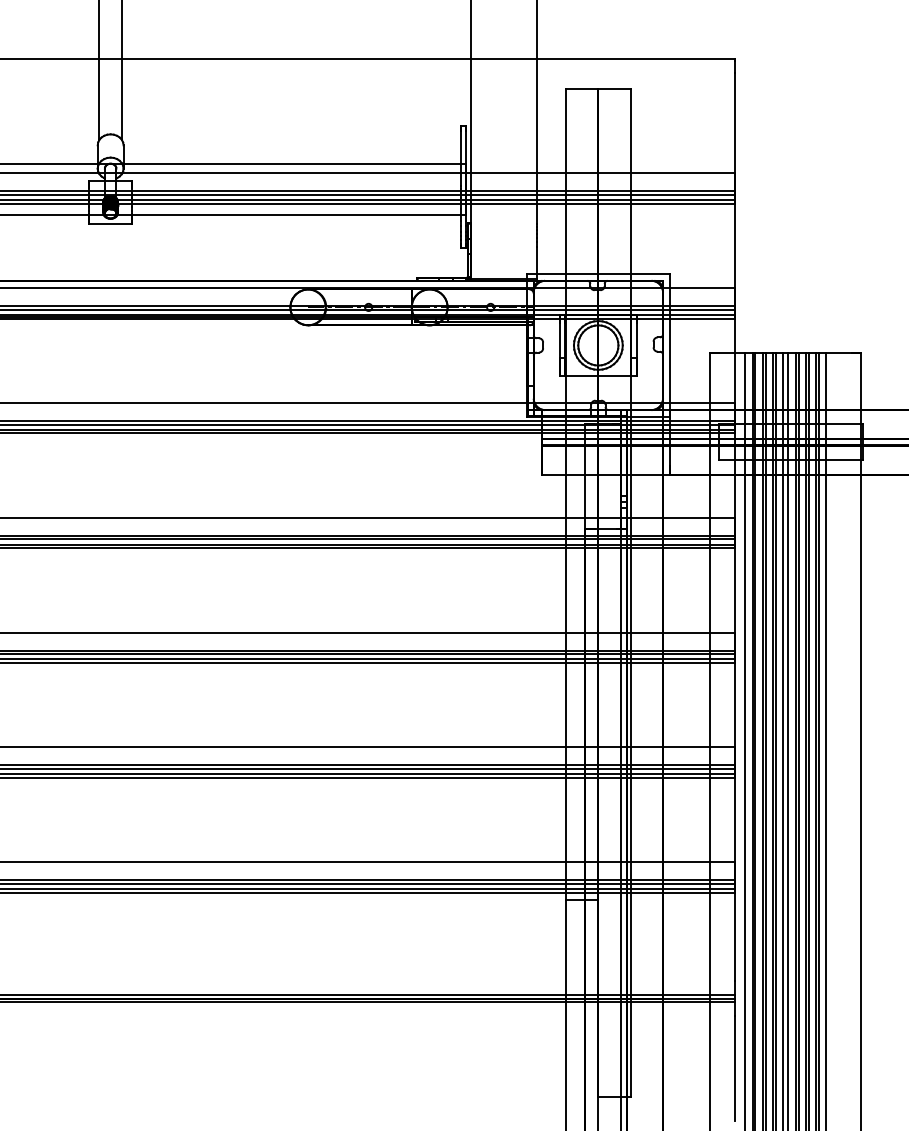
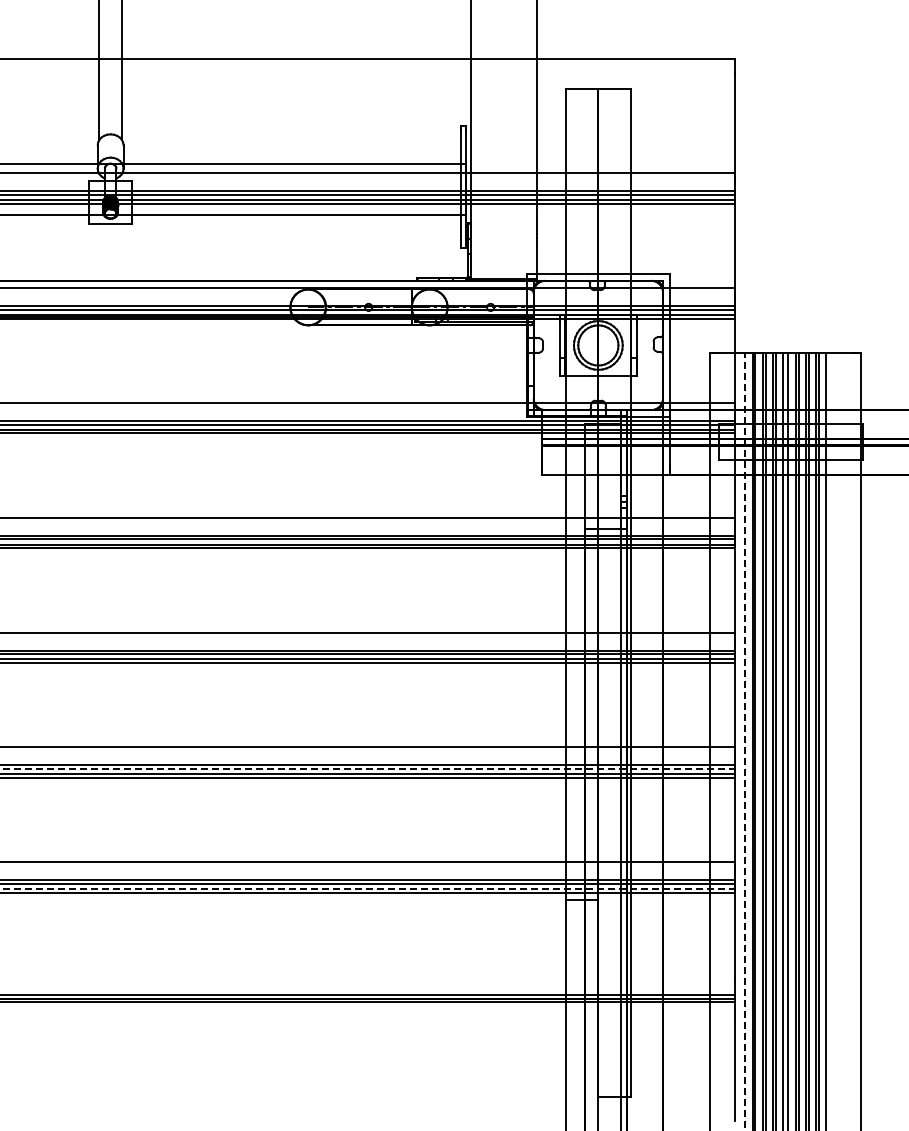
line: solid -> dashed (745, 741)
line: solid -> dashed (367, 769)
line: solid -> dashed (367, 888)
